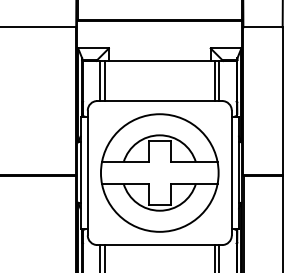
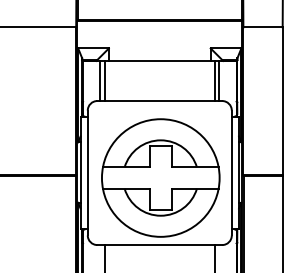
part position: (159, 172) -> (160, 177) (160, 177)
line: present -> none (100, 257)
line: present -> none (219, 257)
